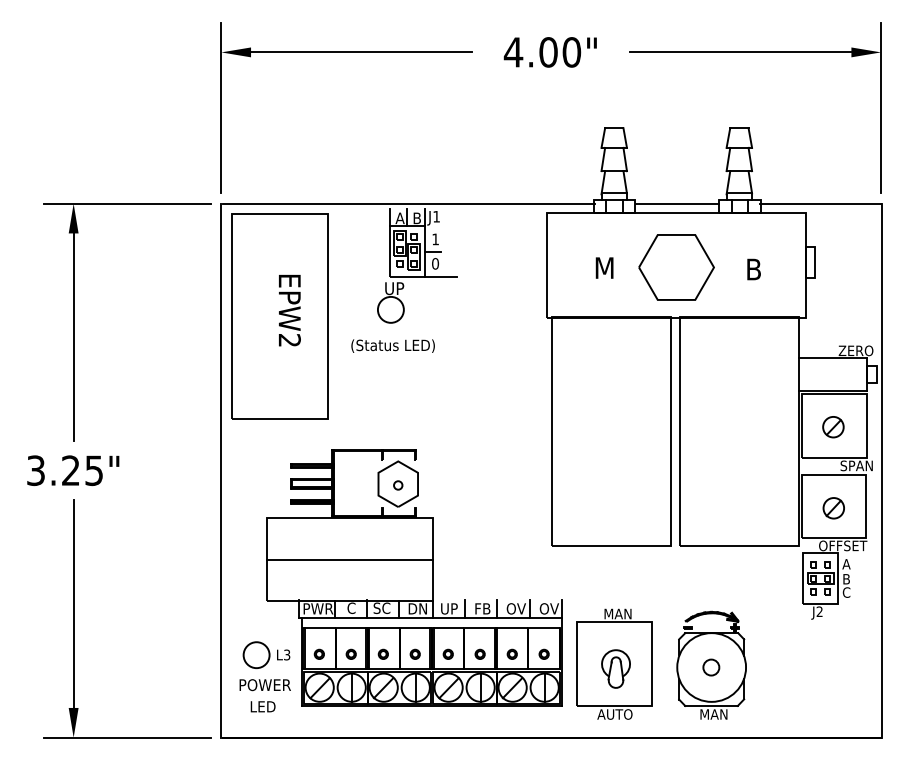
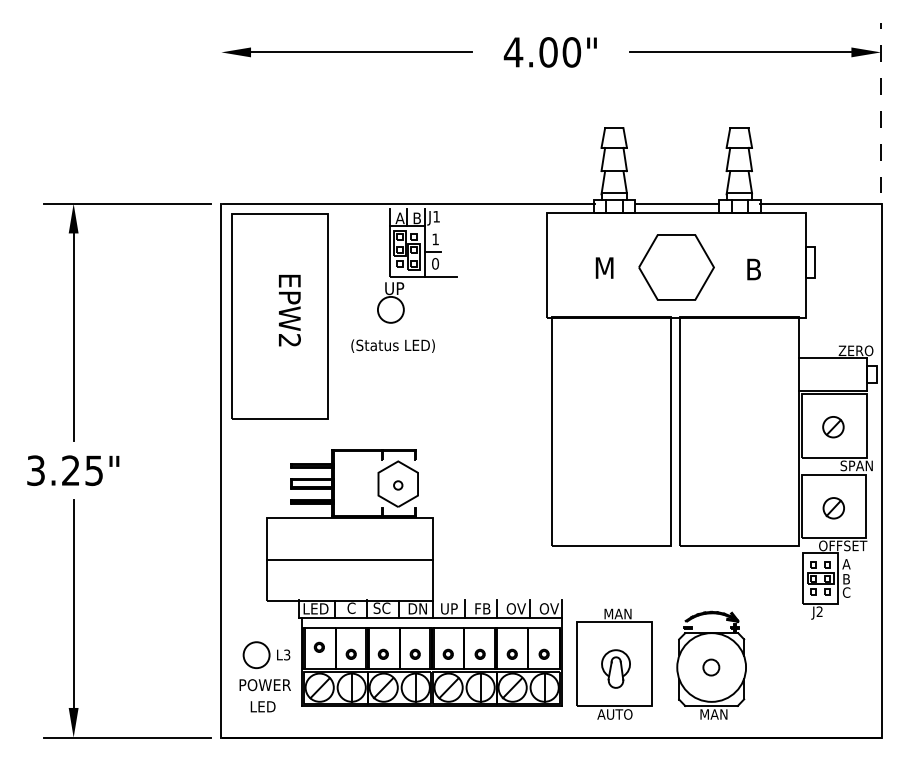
line: present -> none (221, 107)
line: solid -> dashed (881, 107)
text: PWR -> LED (319, 608)
part position: (318, 653) -> (318, 646) (318, 646)
